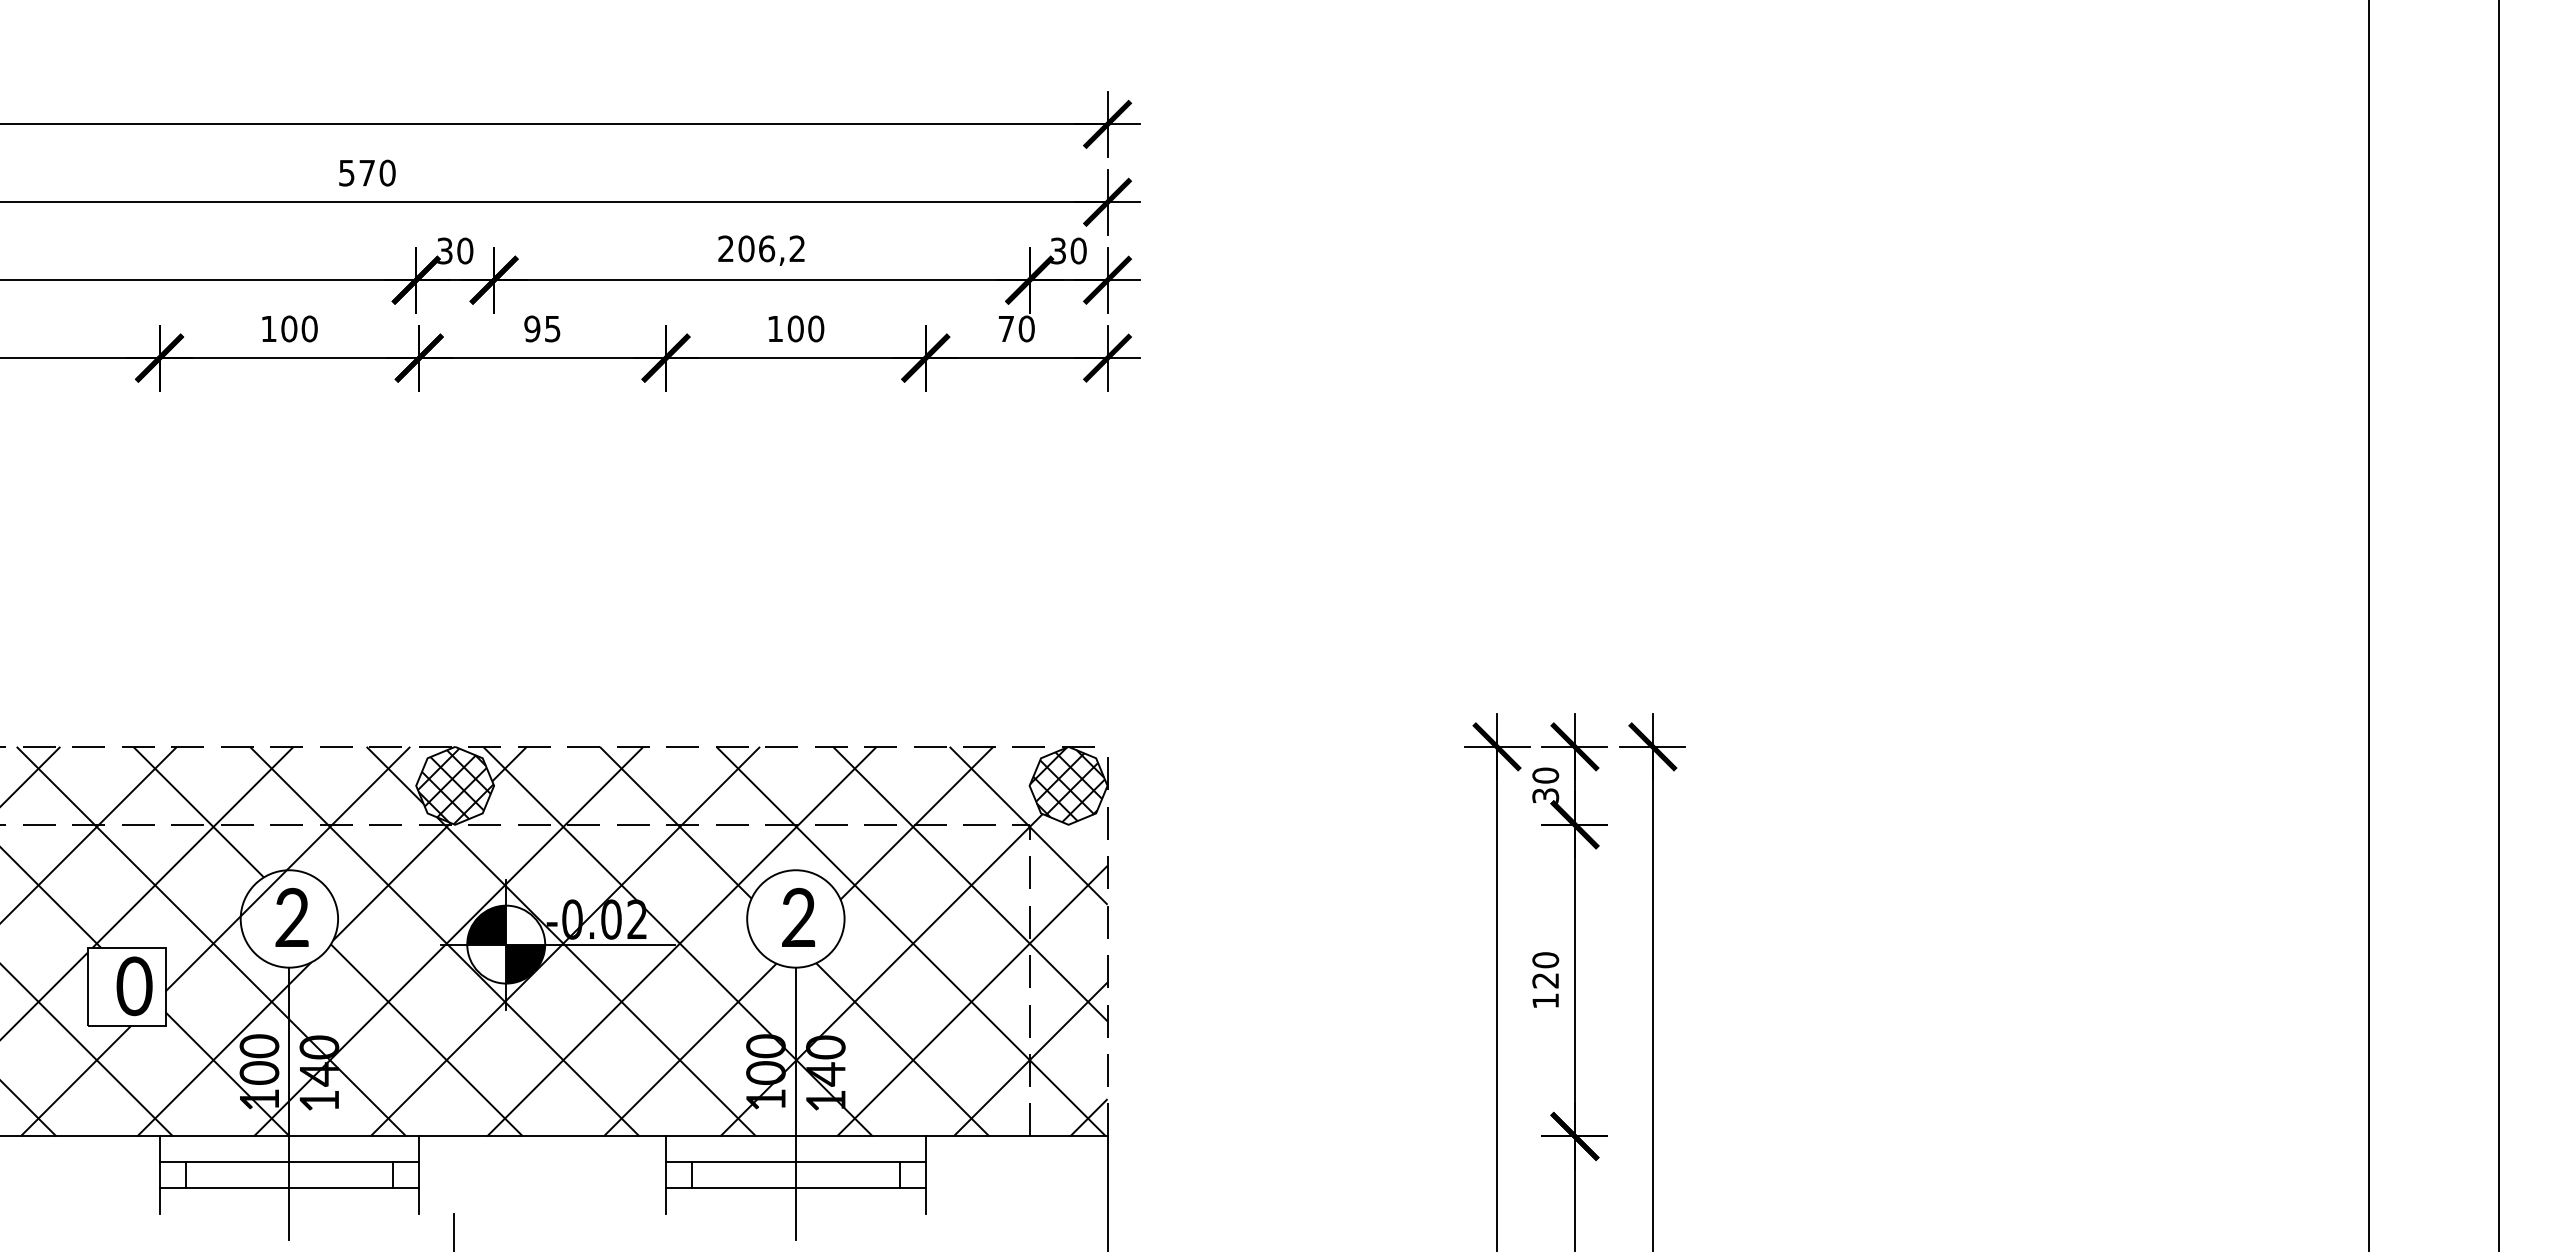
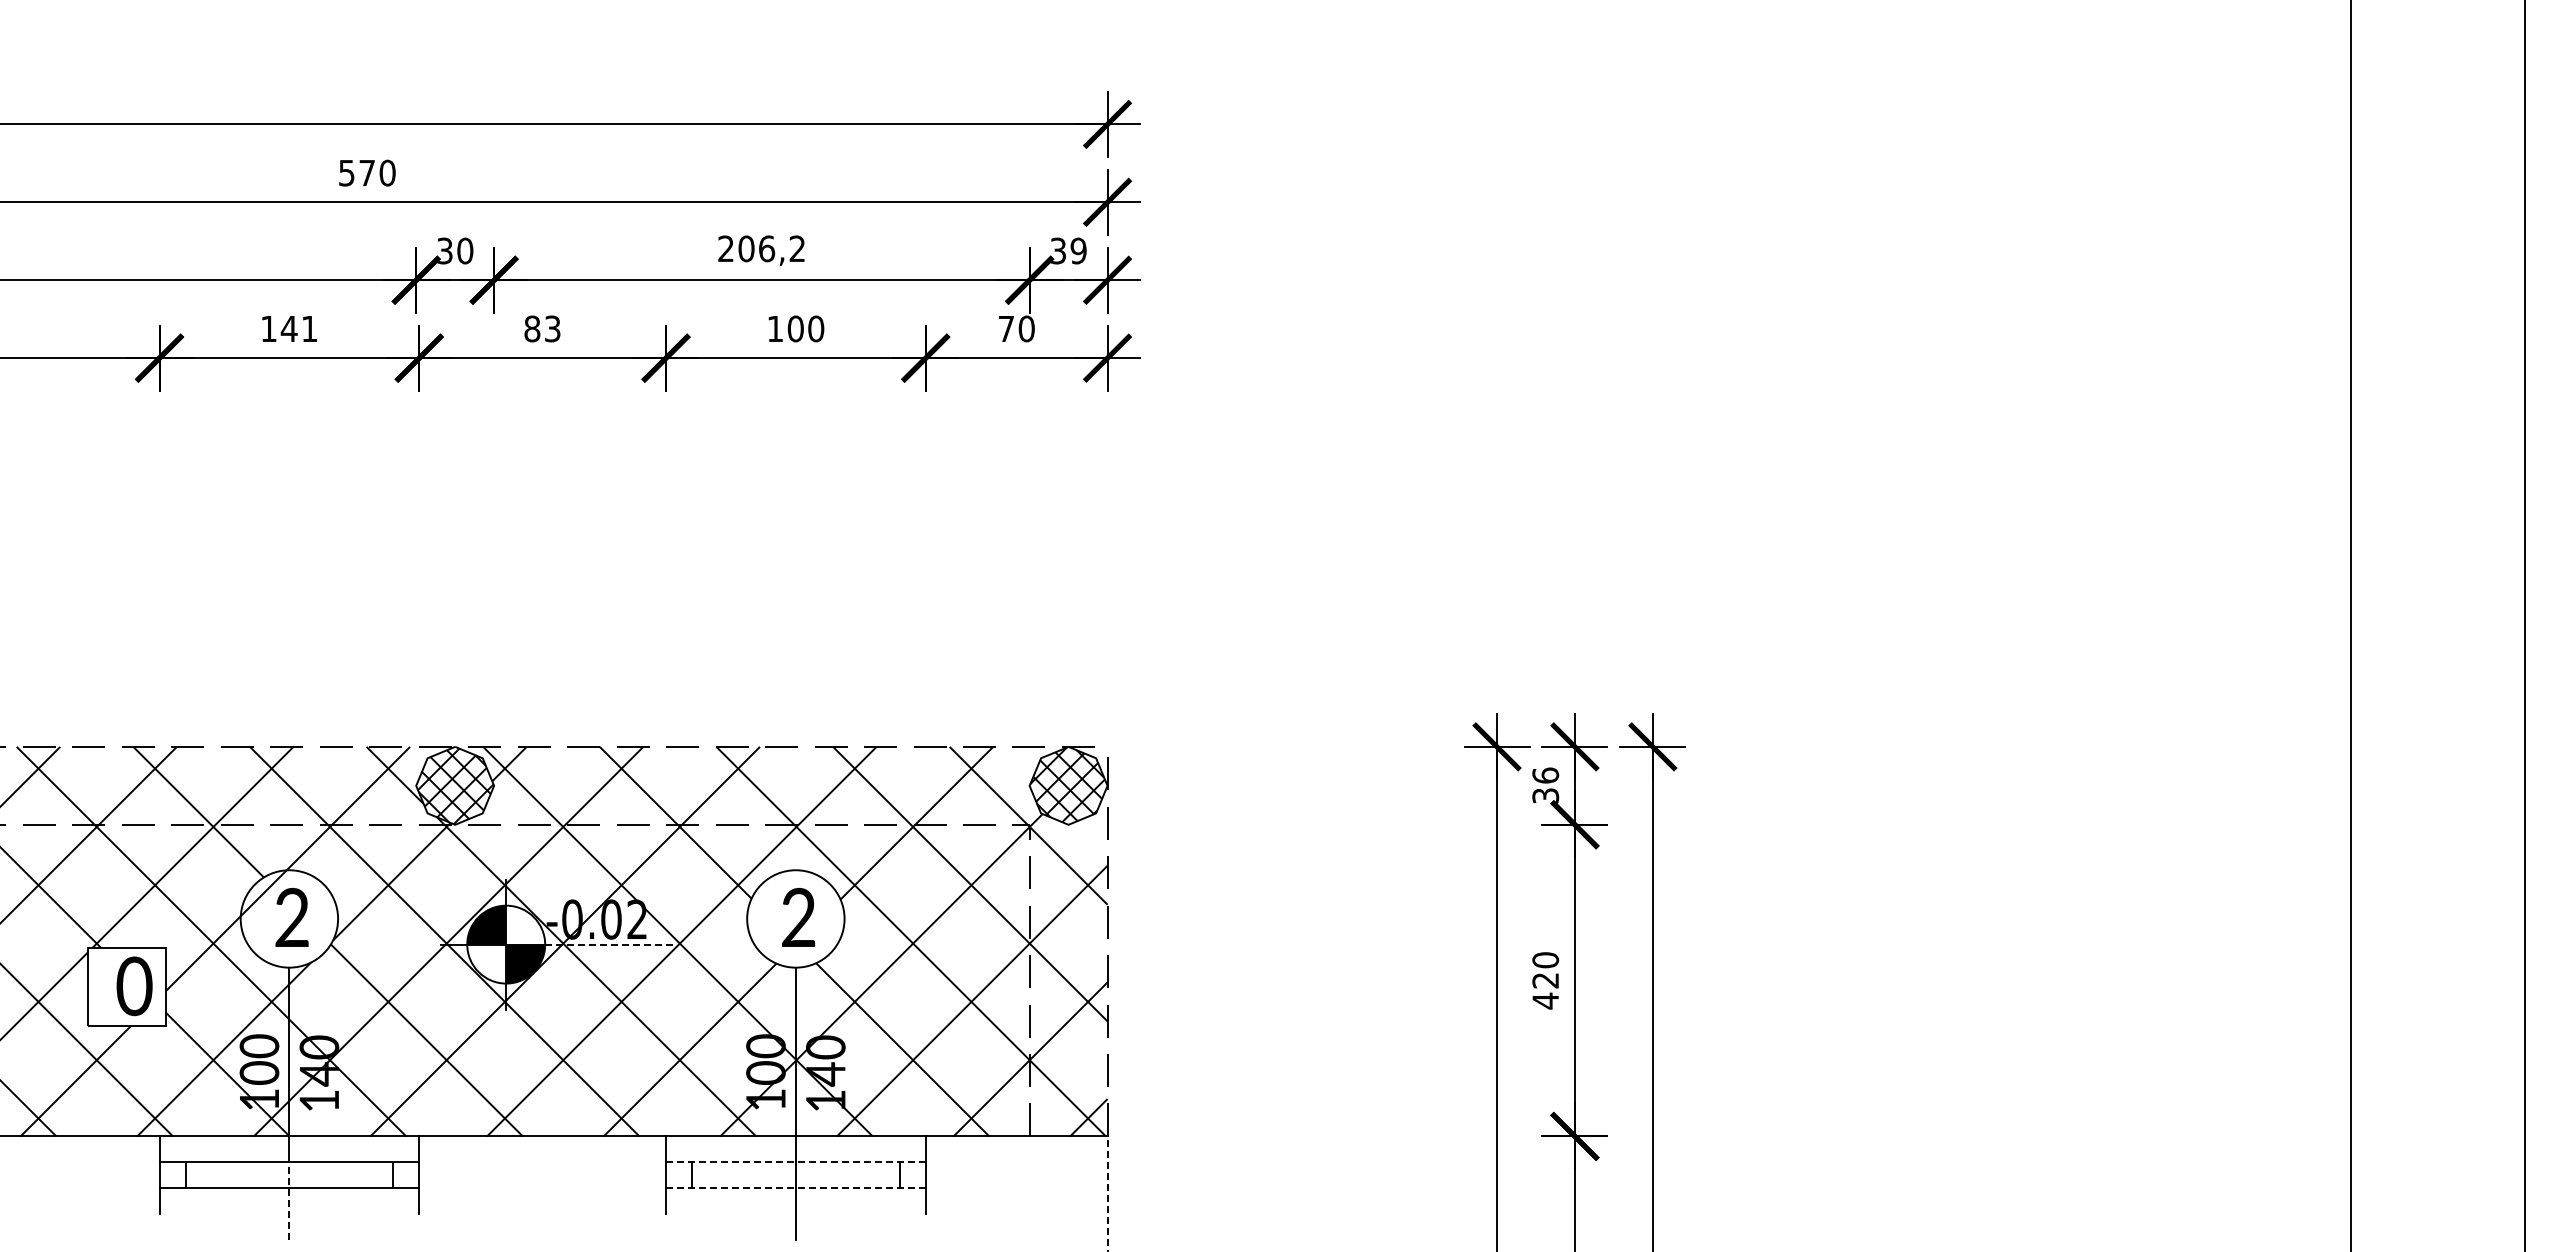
text: 30 -> 39 (1078, 250)
text: 100 -> 141 (298, 328)
text: 95 -> 83 (542, 328)
line position: (2368, 625) -> (2350, 625) (2350, 625)
line position: (2498, 625) -> (2524, 625) (2524, 625)
text: 30 -> 36 (1545, 775)
line: solid -> dashed (610, 944)
text: 120 -> 420 (1545, 1000)
line: solid -> dashed (795, 1162)
line: solid -> dashed (795, 1188)
line: solid -> dashed (1107, 1193)
line: solid -> dashed (289, 1200)
line: present -> none (454, 1231)
